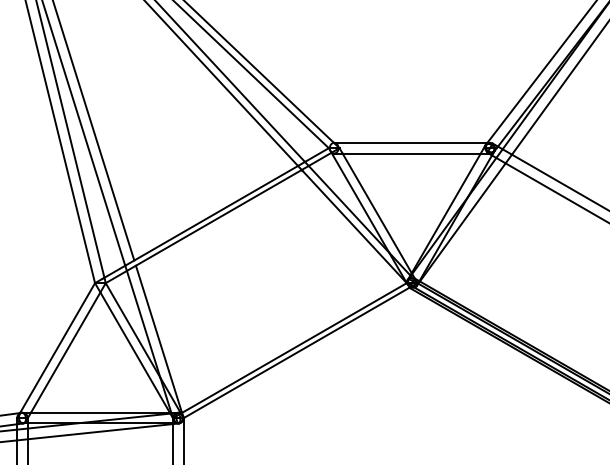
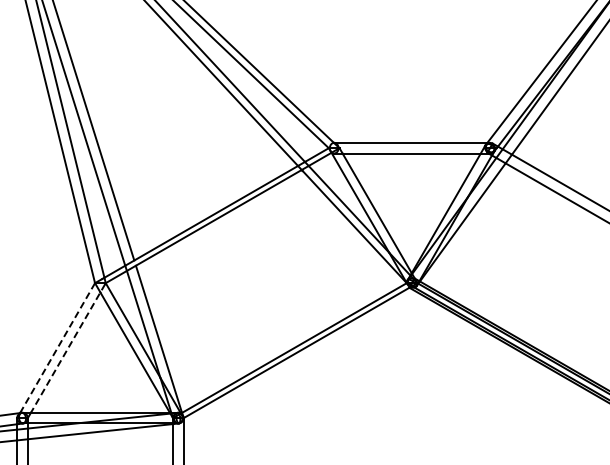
line: solid -> dashed (57, 348)
line: solid -> dashed (67, 348)
